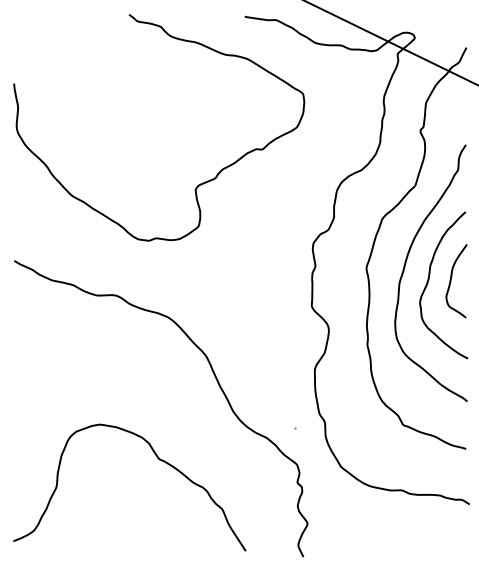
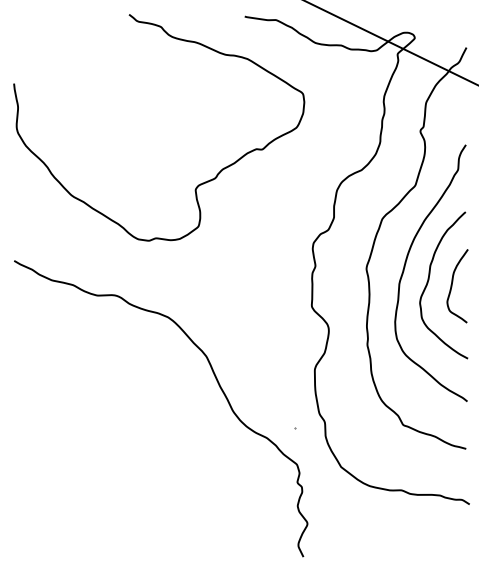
curve position: (451, 281) -> (452, 286) (452, 286)
curve: present -> none (157, 458)
